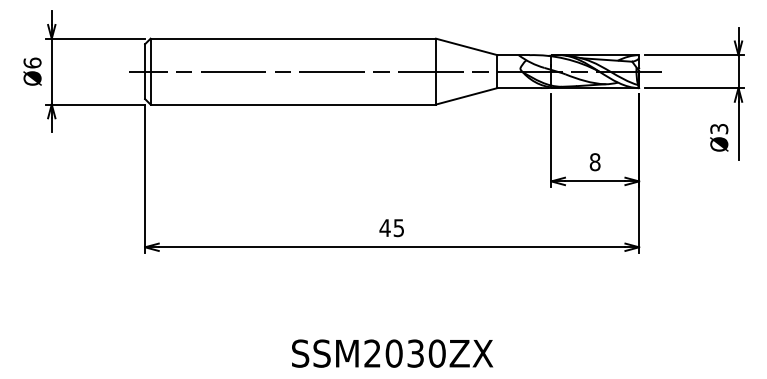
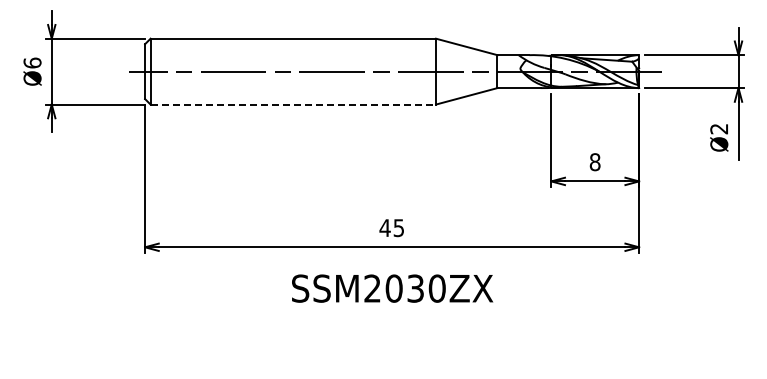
line: solid -> dashed (293, 104)
text: Ø3 -> Ø2 (719, 129)
text position: (392, 353) -> (392, 288) (392, 288)
